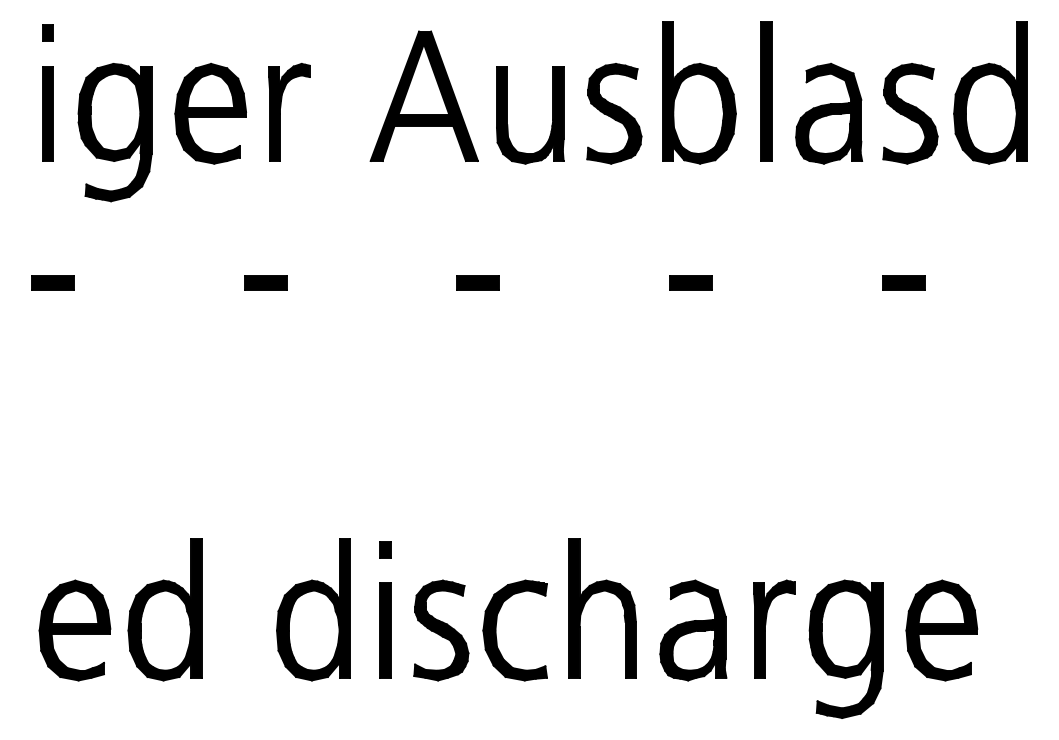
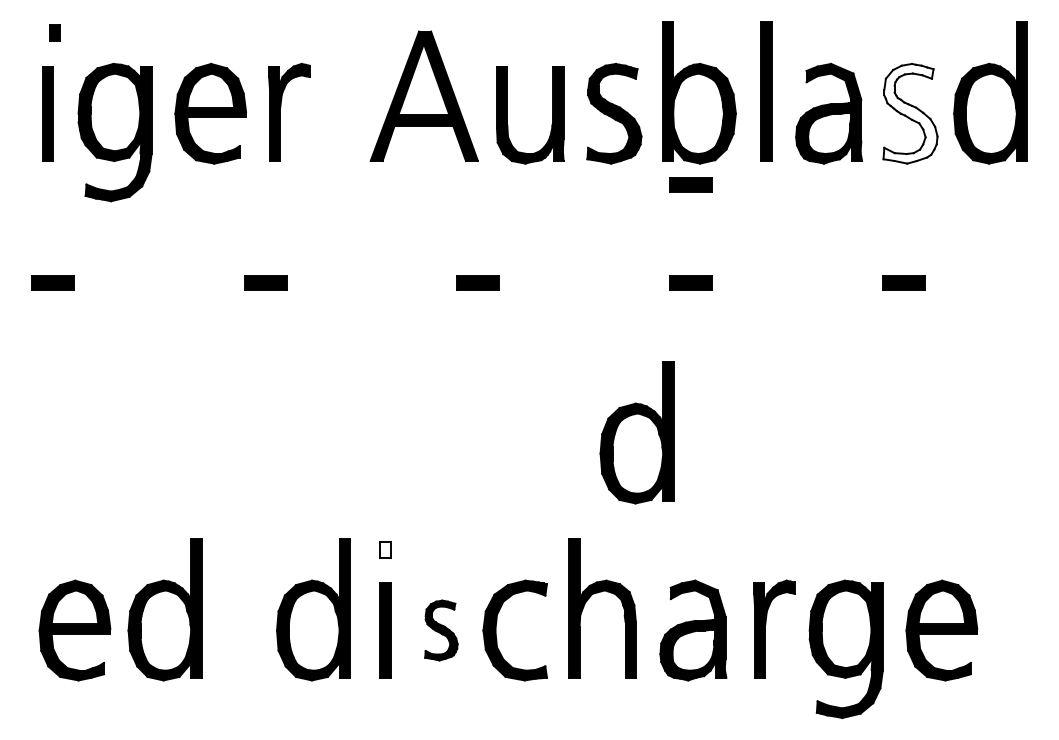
part position: (47, 32) -> (54, 32) (54, 32)
fill: present -> none (910, 113)
part: none -> present (690, 184)
part: none -> present (636, 432)
fill: present -> none (385, 549)
part size: 57x103 px -> 35x63 px (441, 630)
